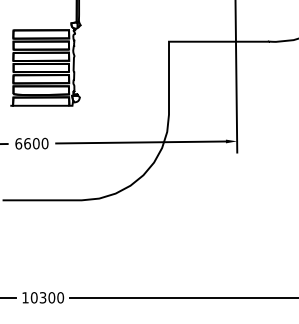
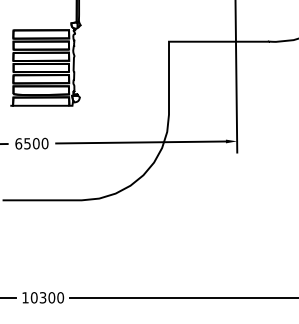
text: 6600 -> 6500 (27, 143)
